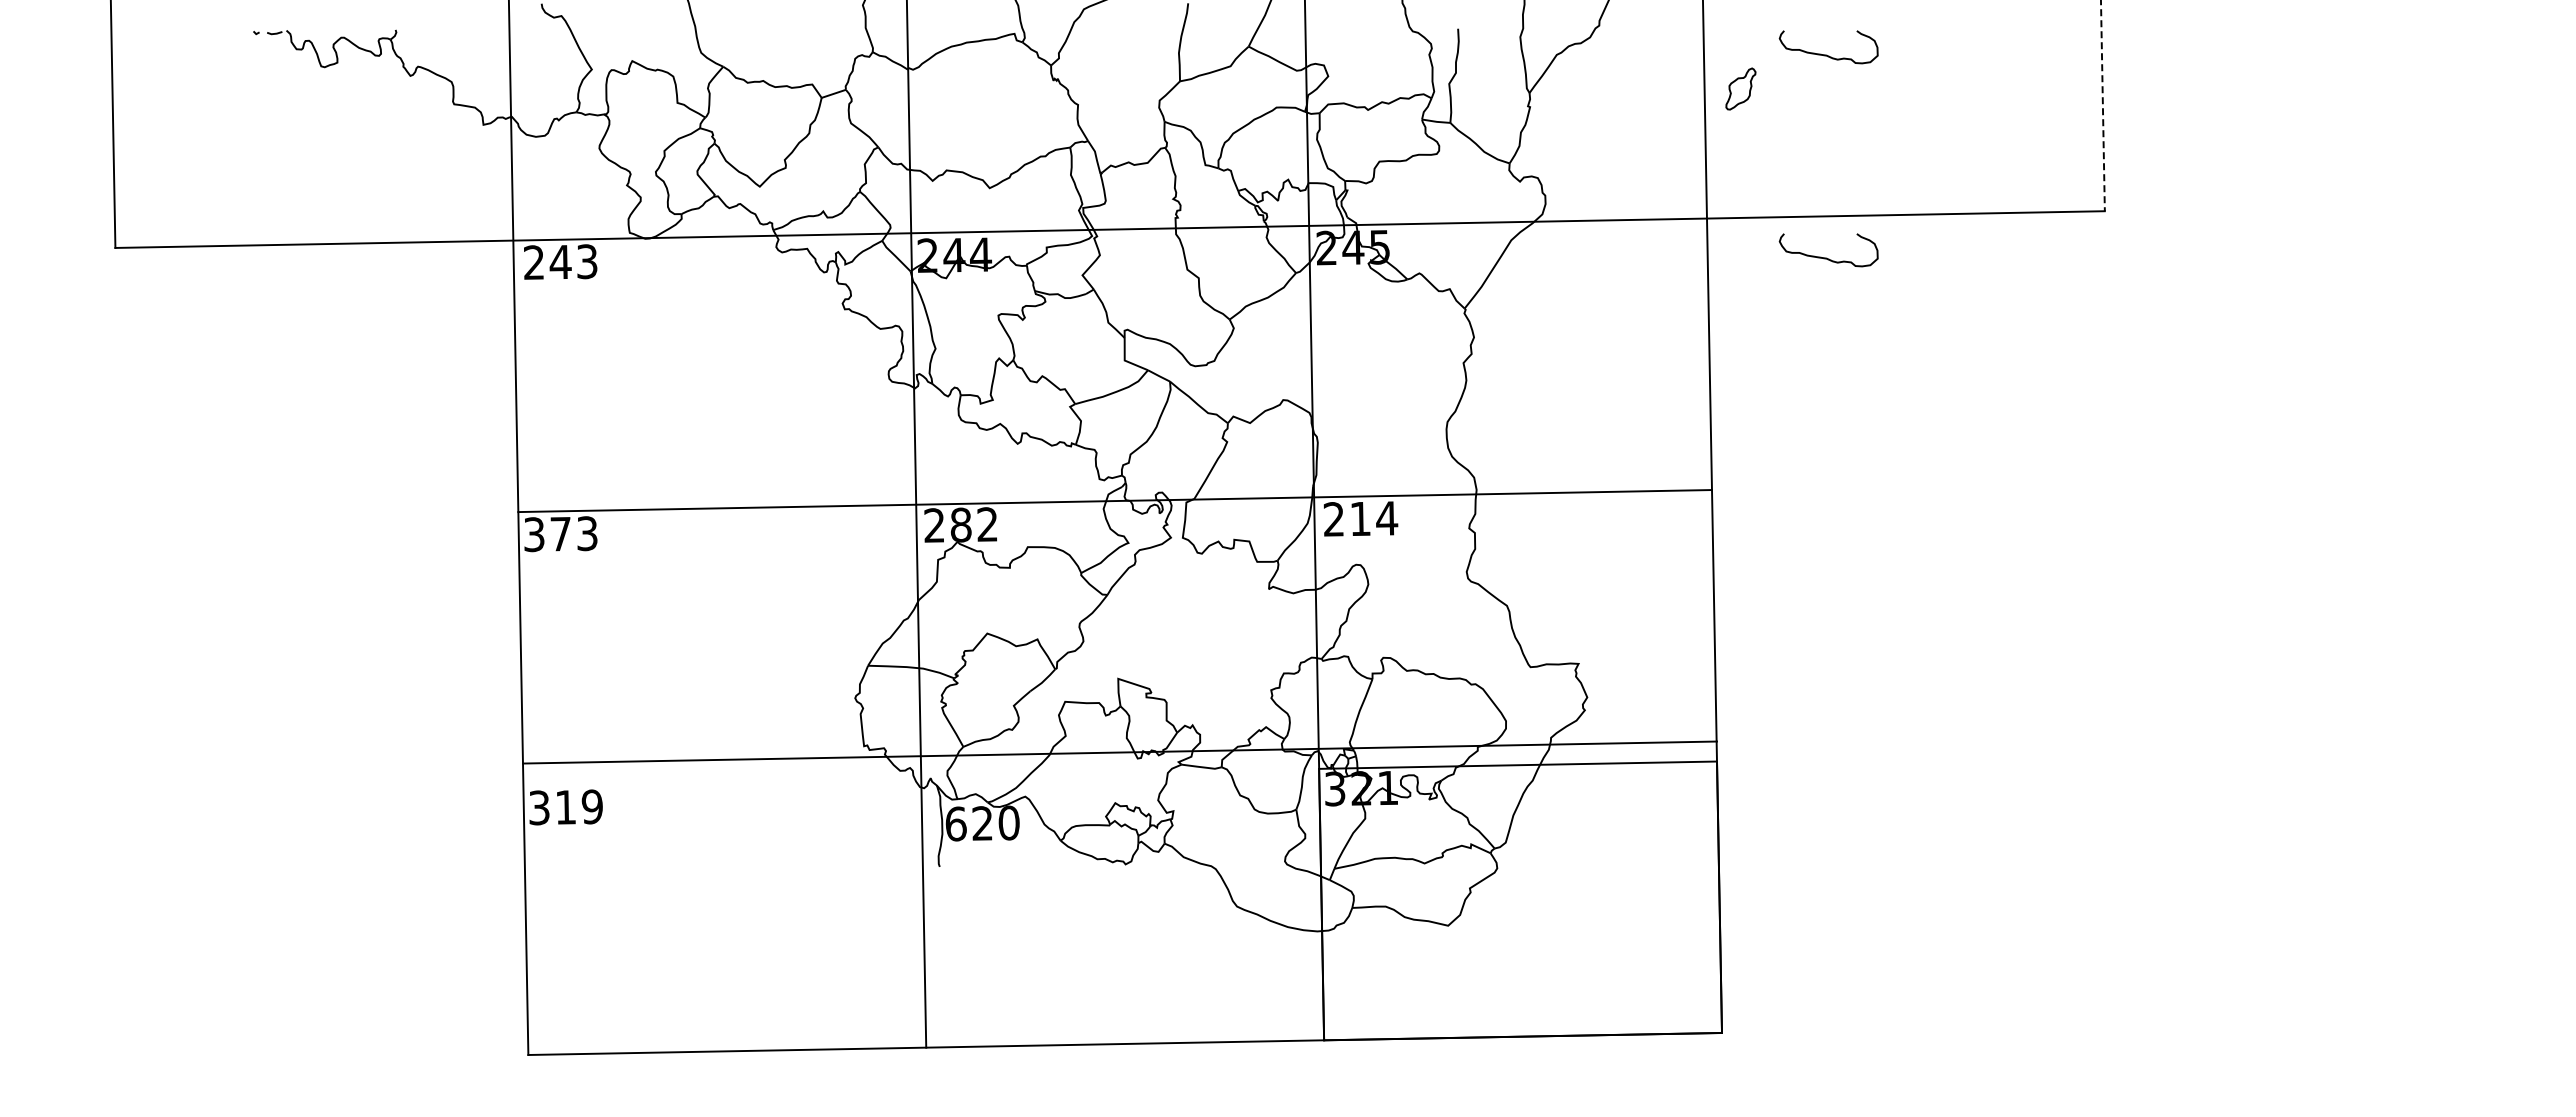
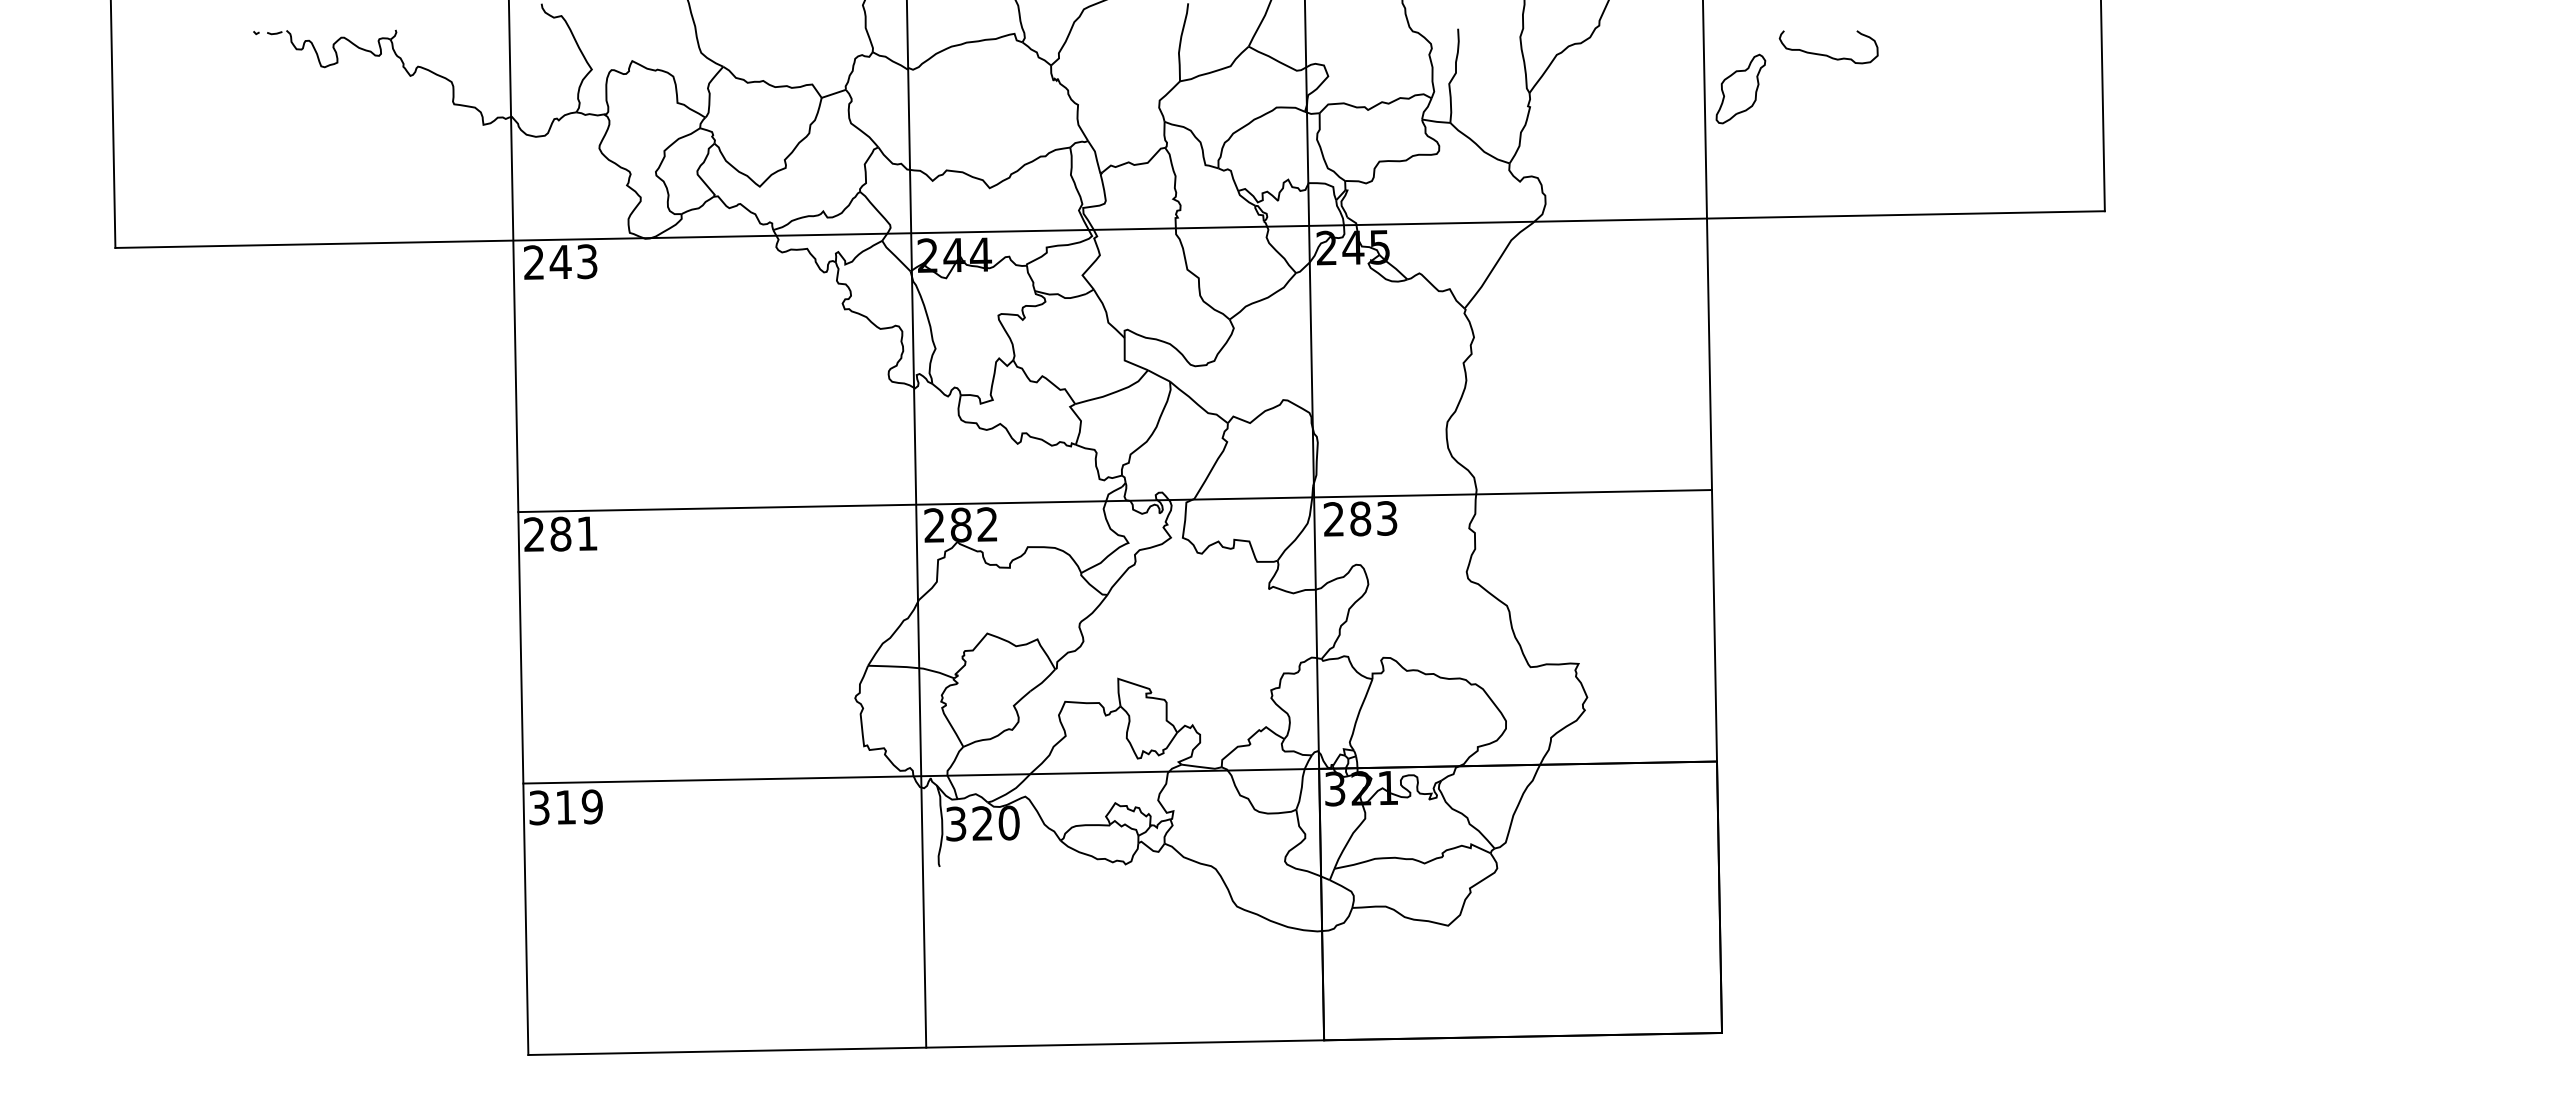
part size: 32x44 px -> 52x72 px (1740, 88)
line: dashed -> solid (2102, 106)
curve: present -> none (1826, 257)
text: 214 -> 283 (1374, 518)
text: 373 -> 281 (560, 534)
line position: (1120, 752) -> (1120, 772) (1120, 772)
text: 620 -> 320 (955, 823)
